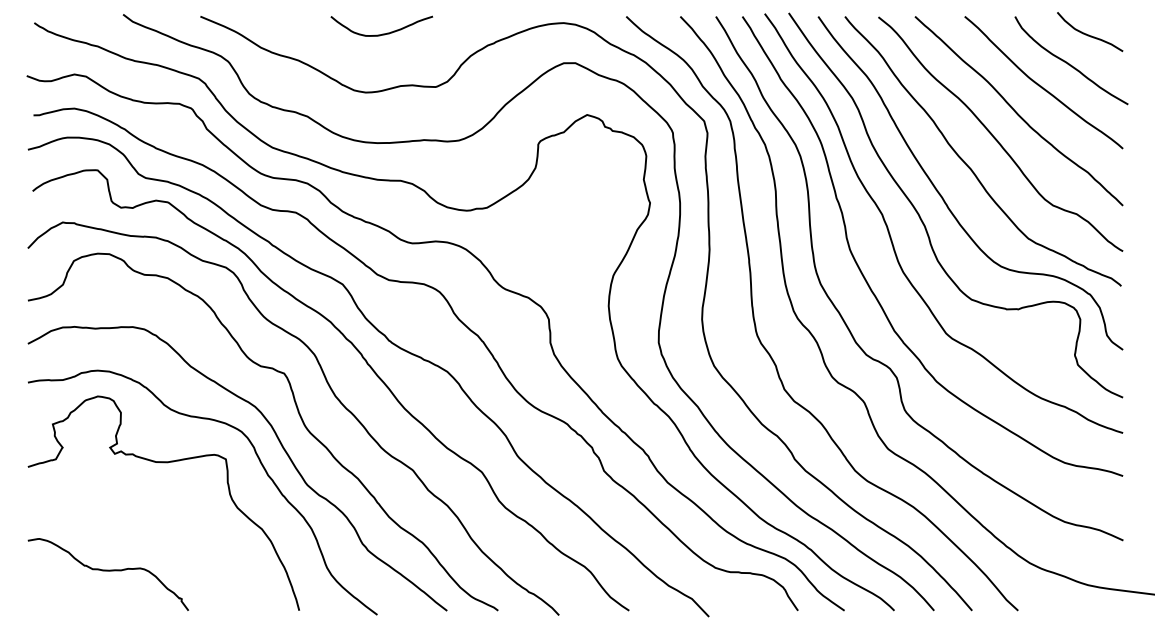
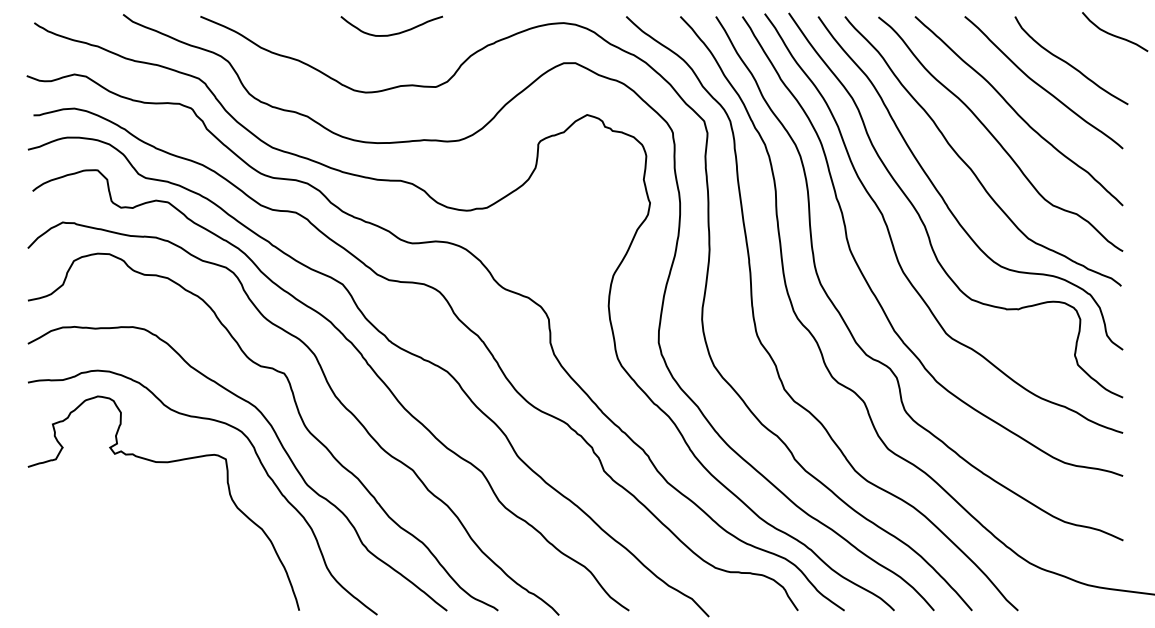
curve position: (382, 33) -> (392, 33) (392, 33)
curve position: (1089, 34) -> (1114, 34) (1114, 34)
curve: present -> none (107, 571)
